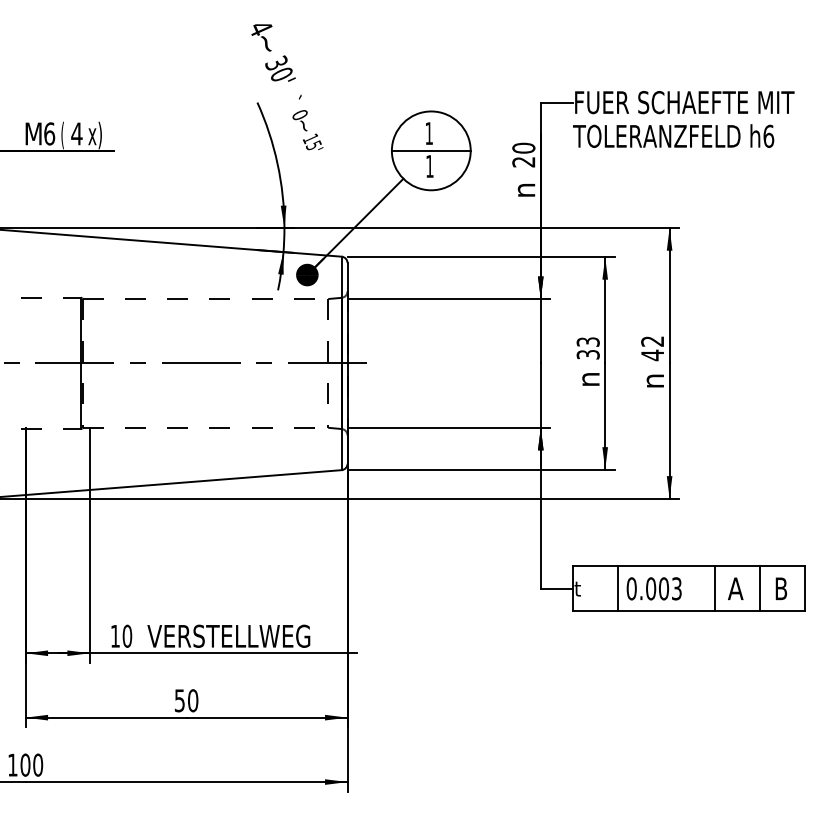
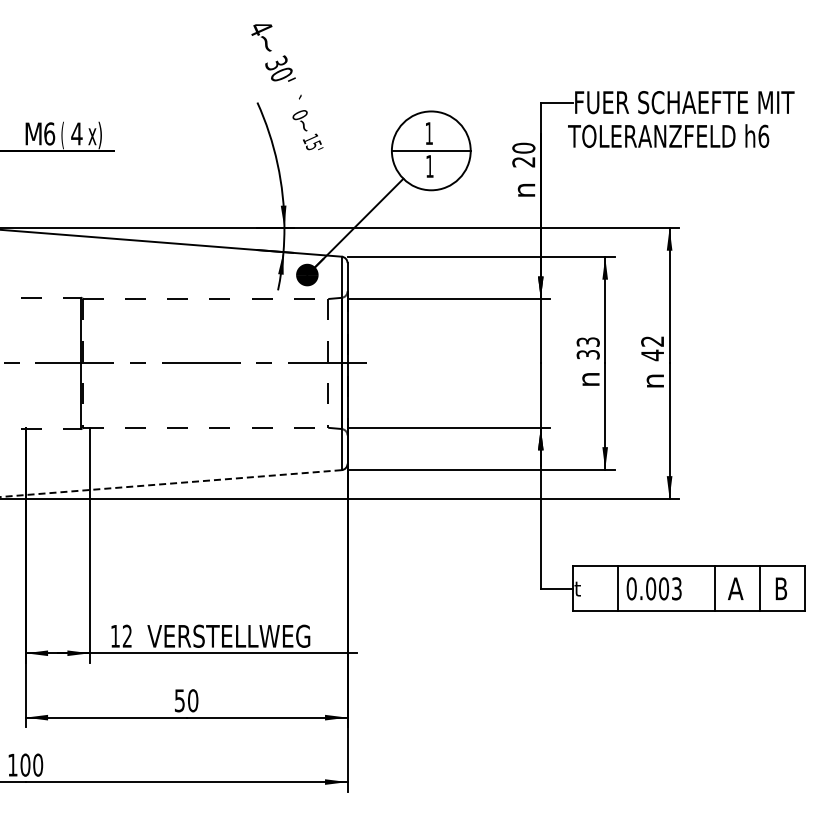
text position: (673, 135) -> (668, 135) (668, 135)
line: solid -> dashed (171, 483)
text: 10 -> 12 (127, 635)
